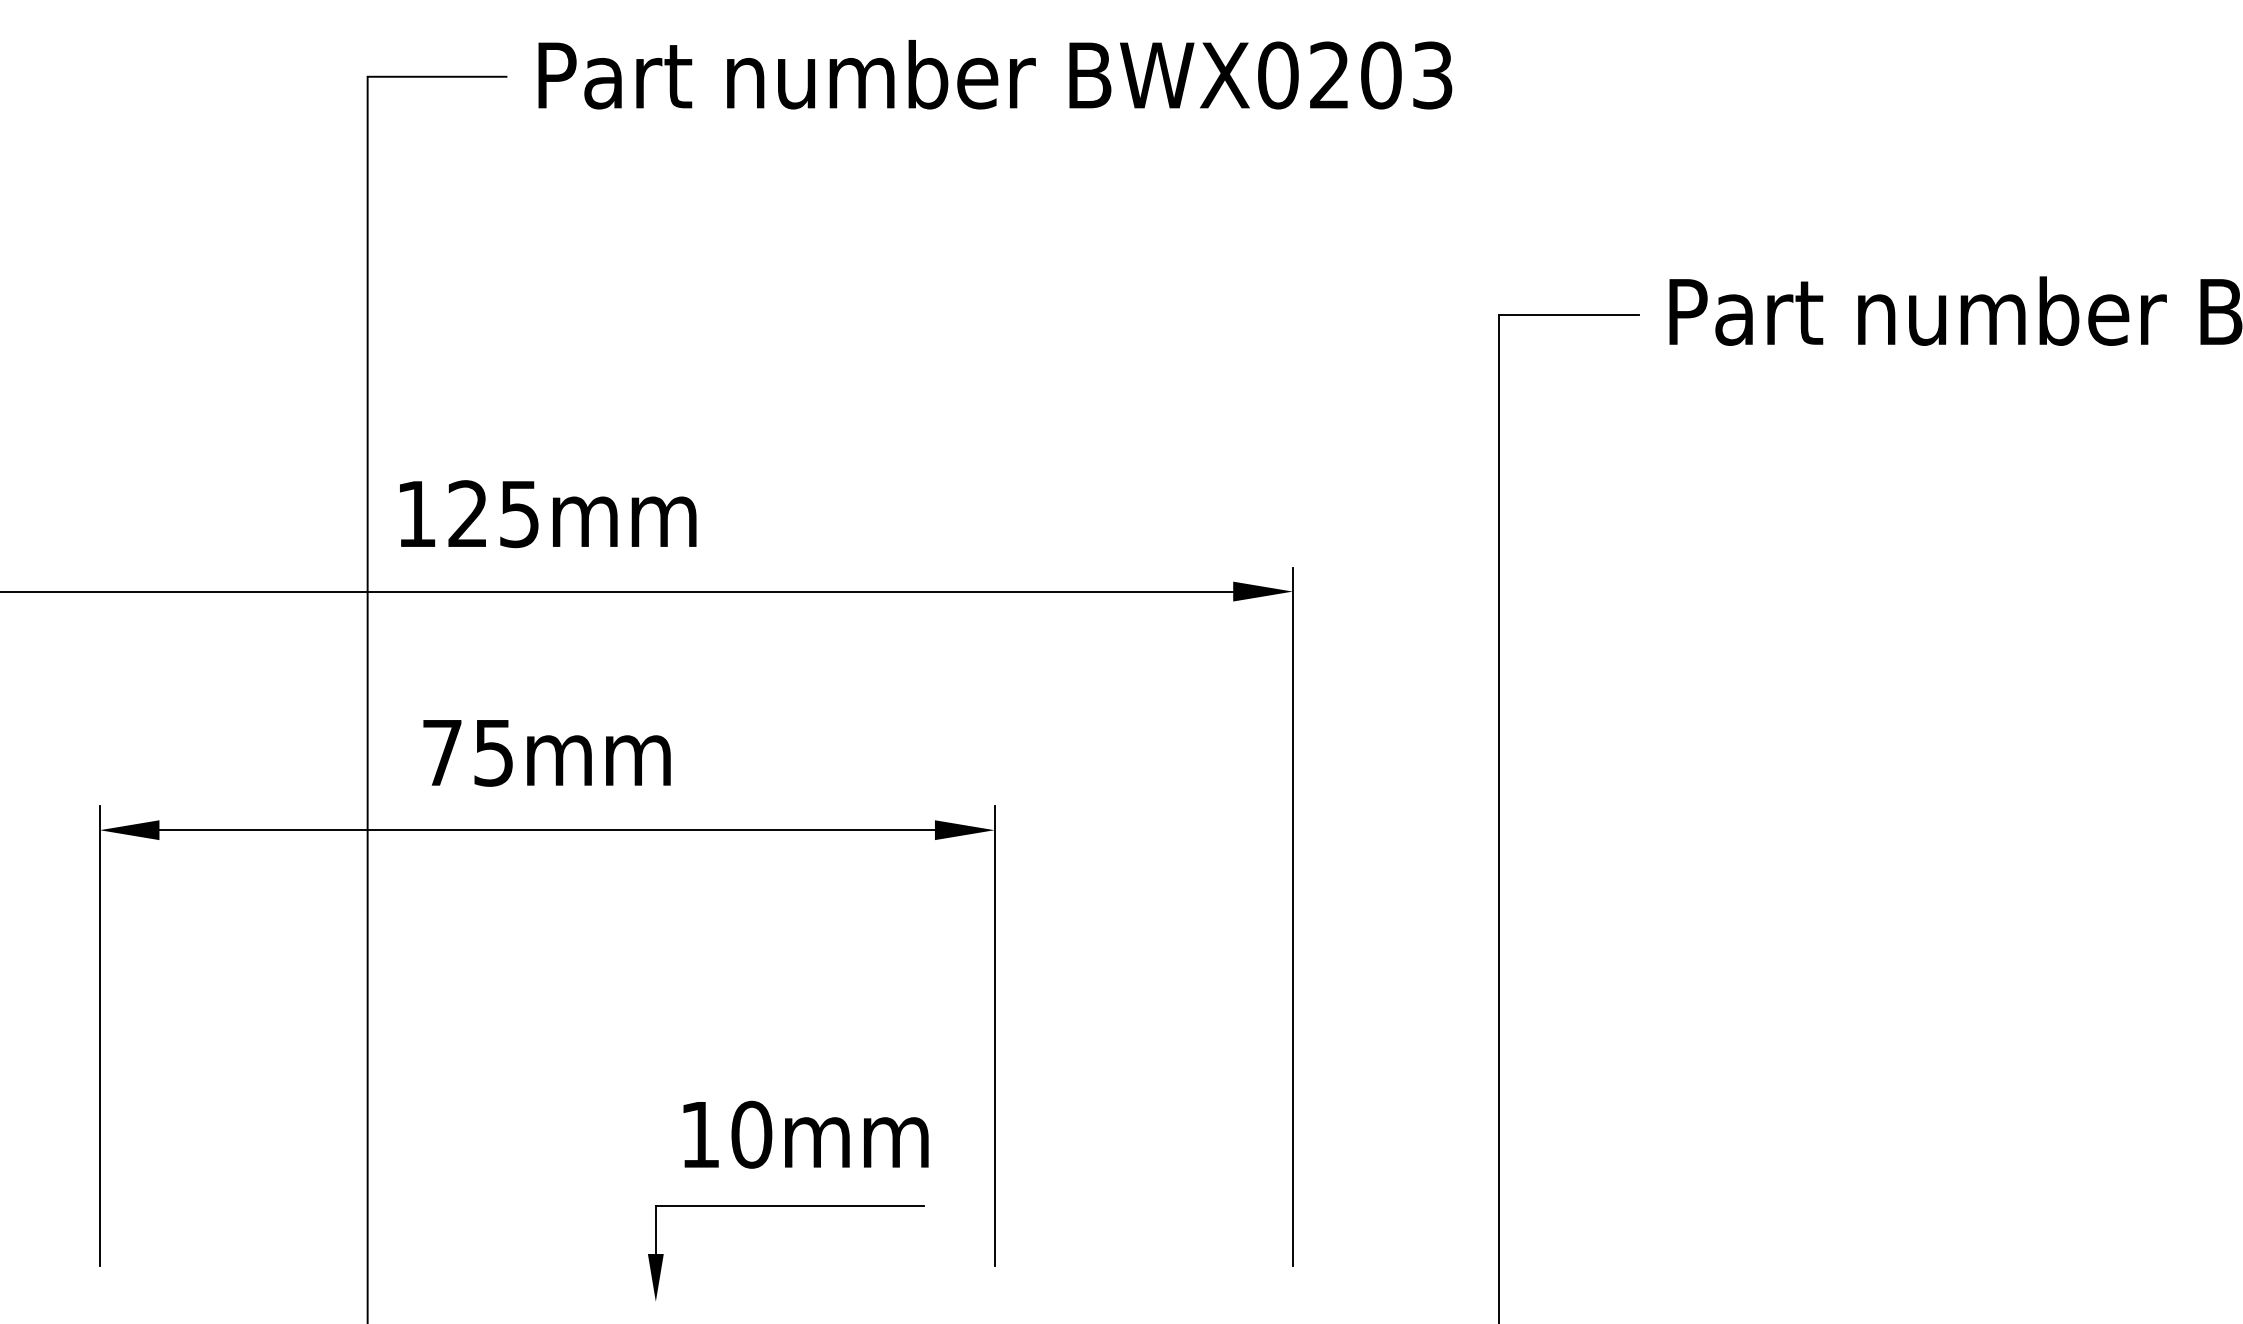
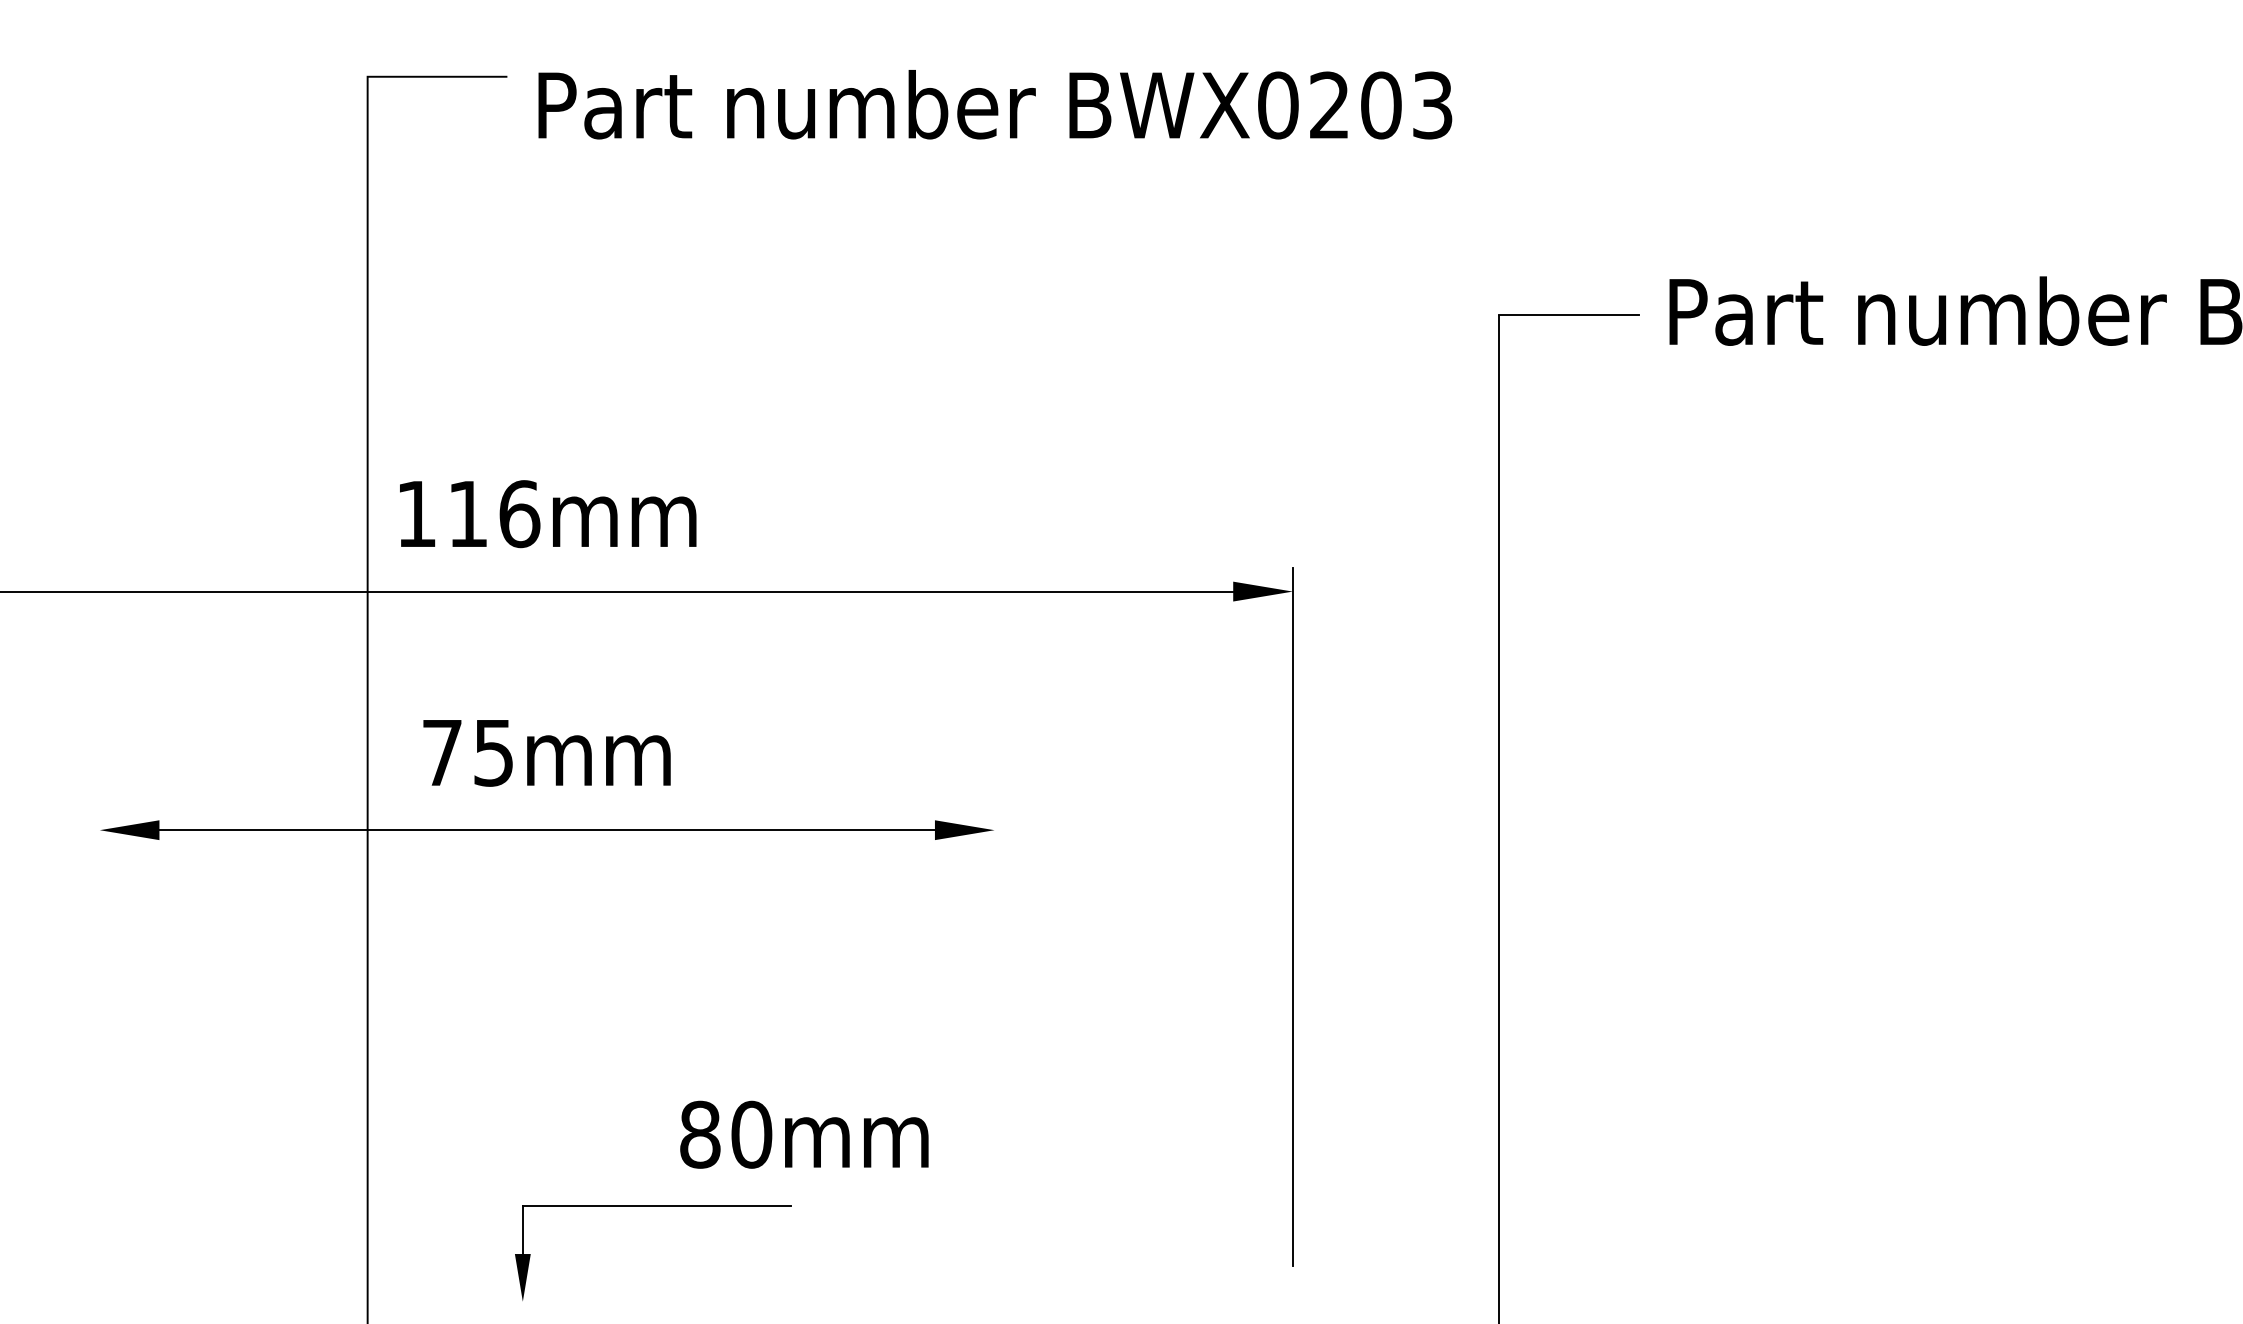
text position: (995, 74) -> (995, 104) (995, 104)
text: 125mm -> 116mm (494, 514)
line: present -> none (99, 1036)
line: present -> none (994, 1036)
text: 10mm -> 80mm (700, 1134)
part position: (786, 1206) -> (653, 1206) (653, 1206)
